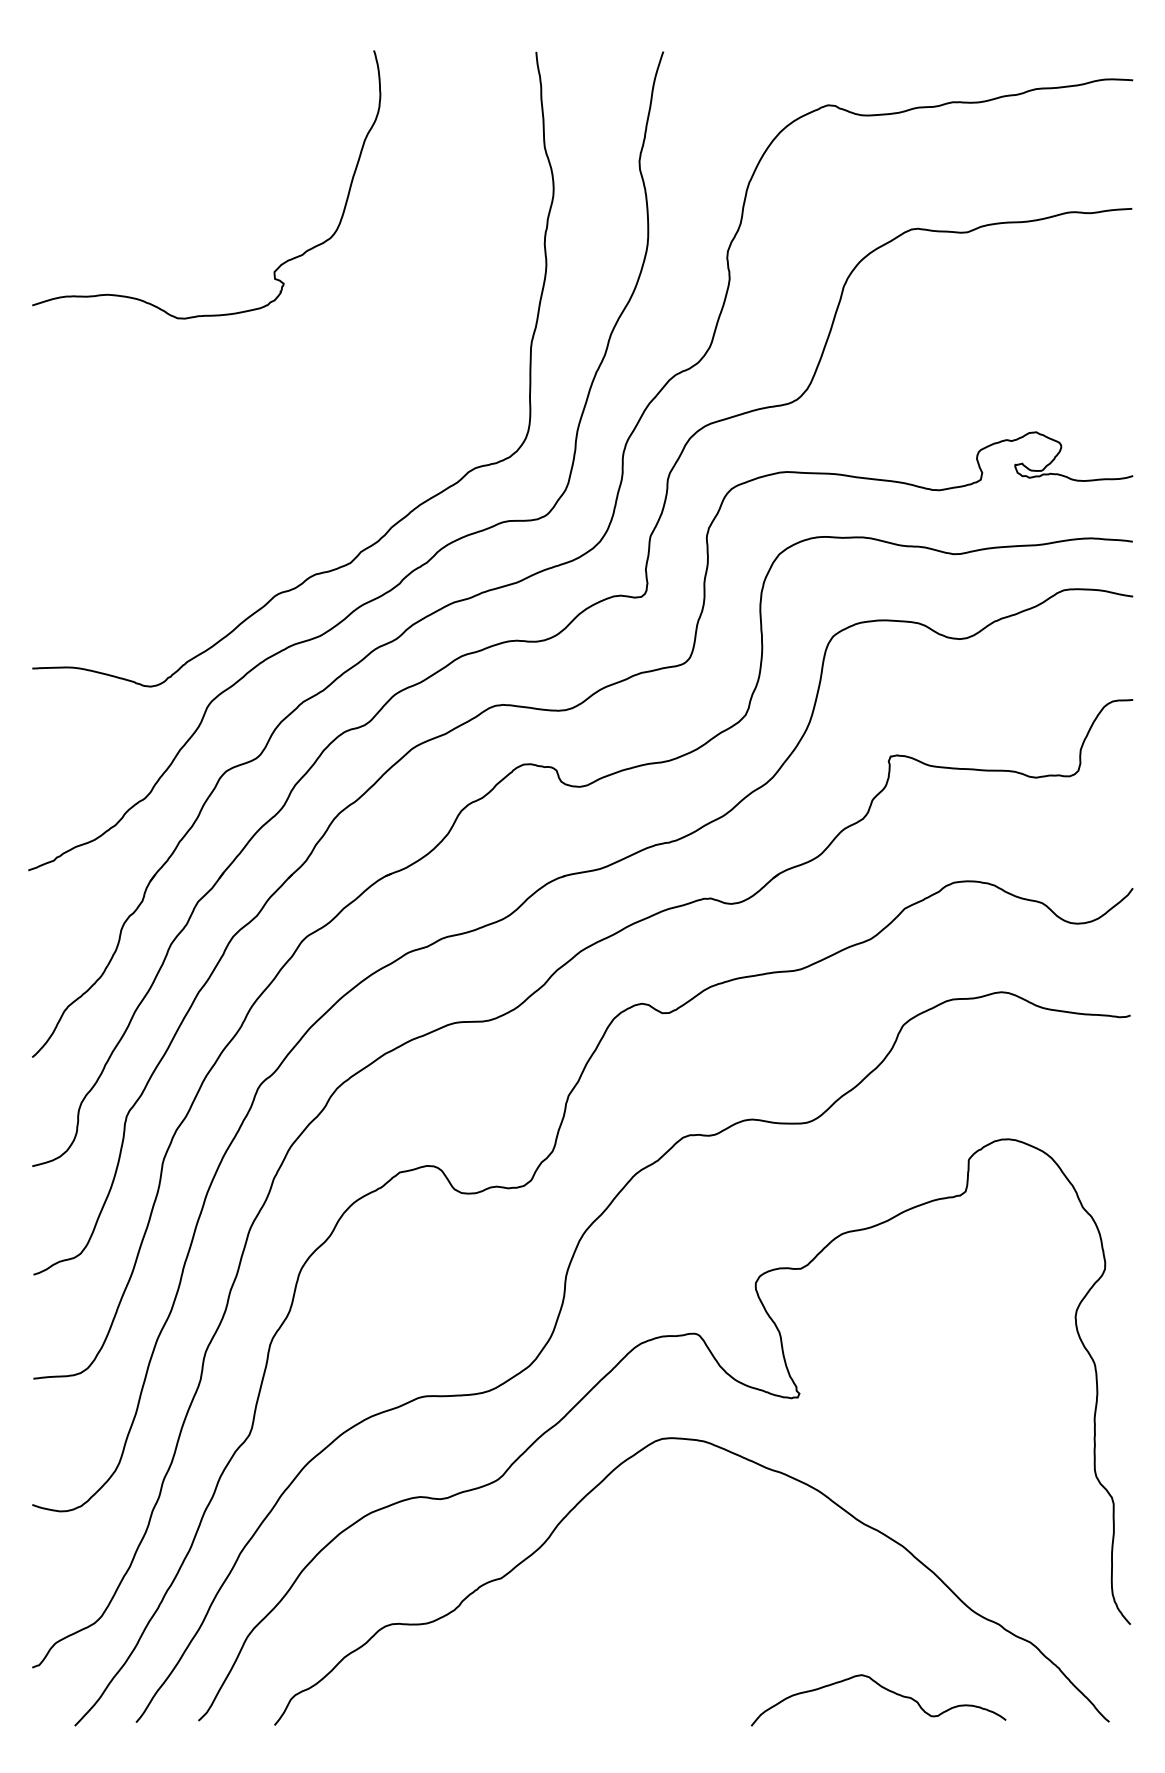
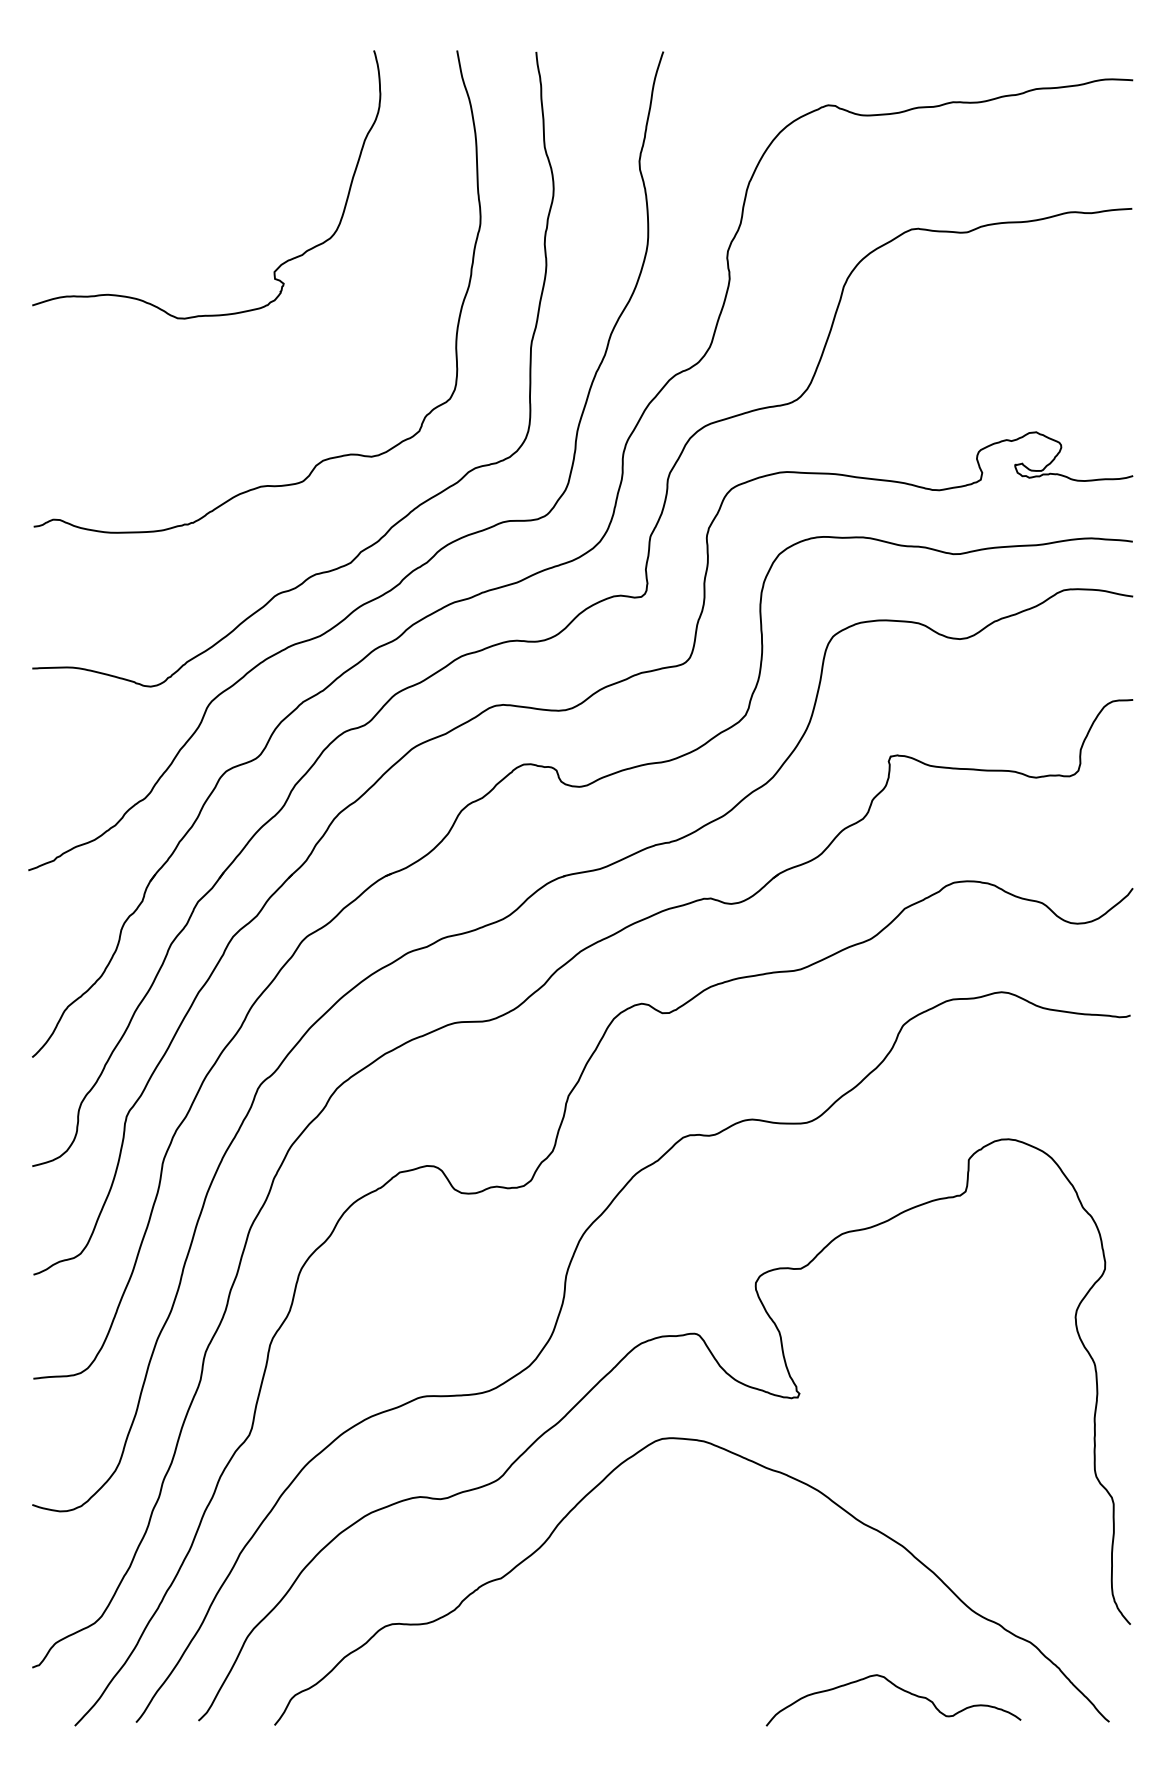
curve: none -> present (323, 459)
curve position: (884, 1689) -> (899, 1689) (899, 1689)
